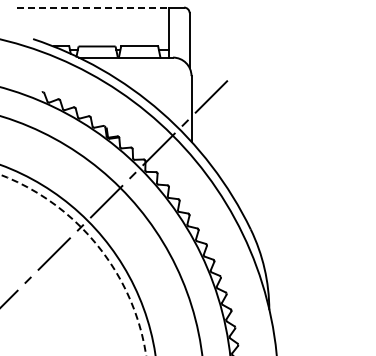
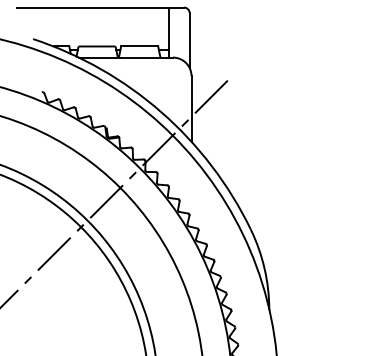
line: dashed -> solid (93, 7)
circle: dashed -> solid (73, 264)
